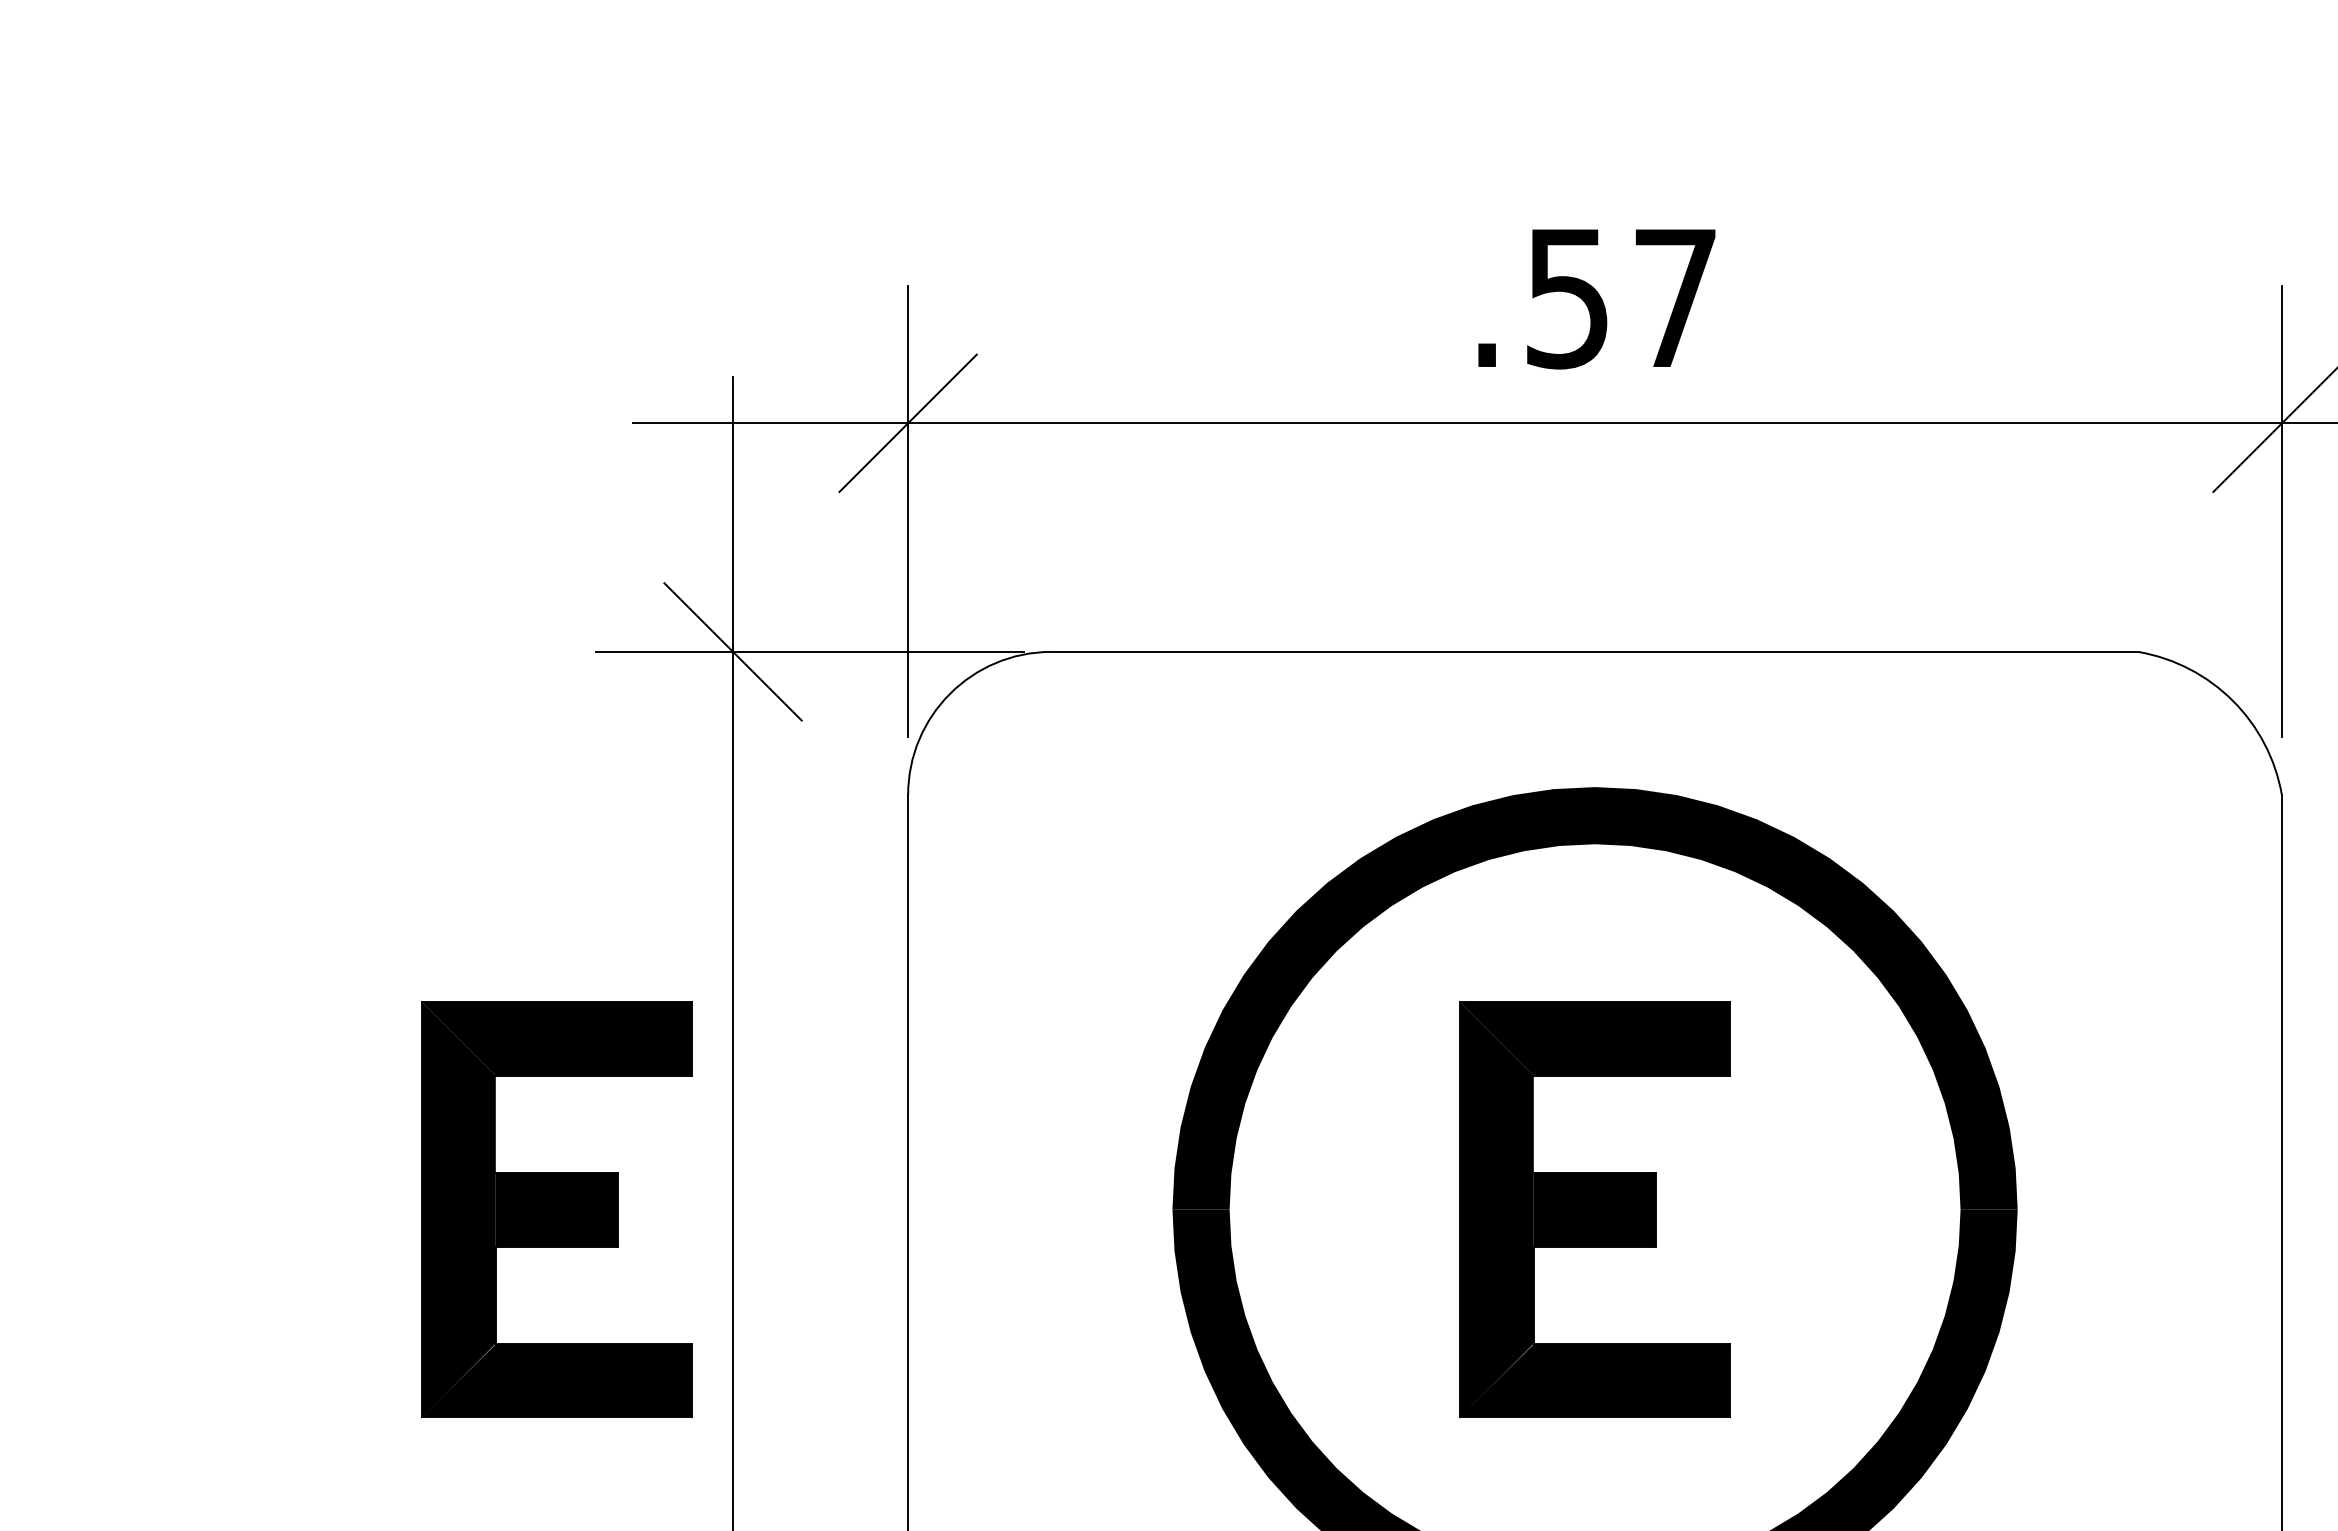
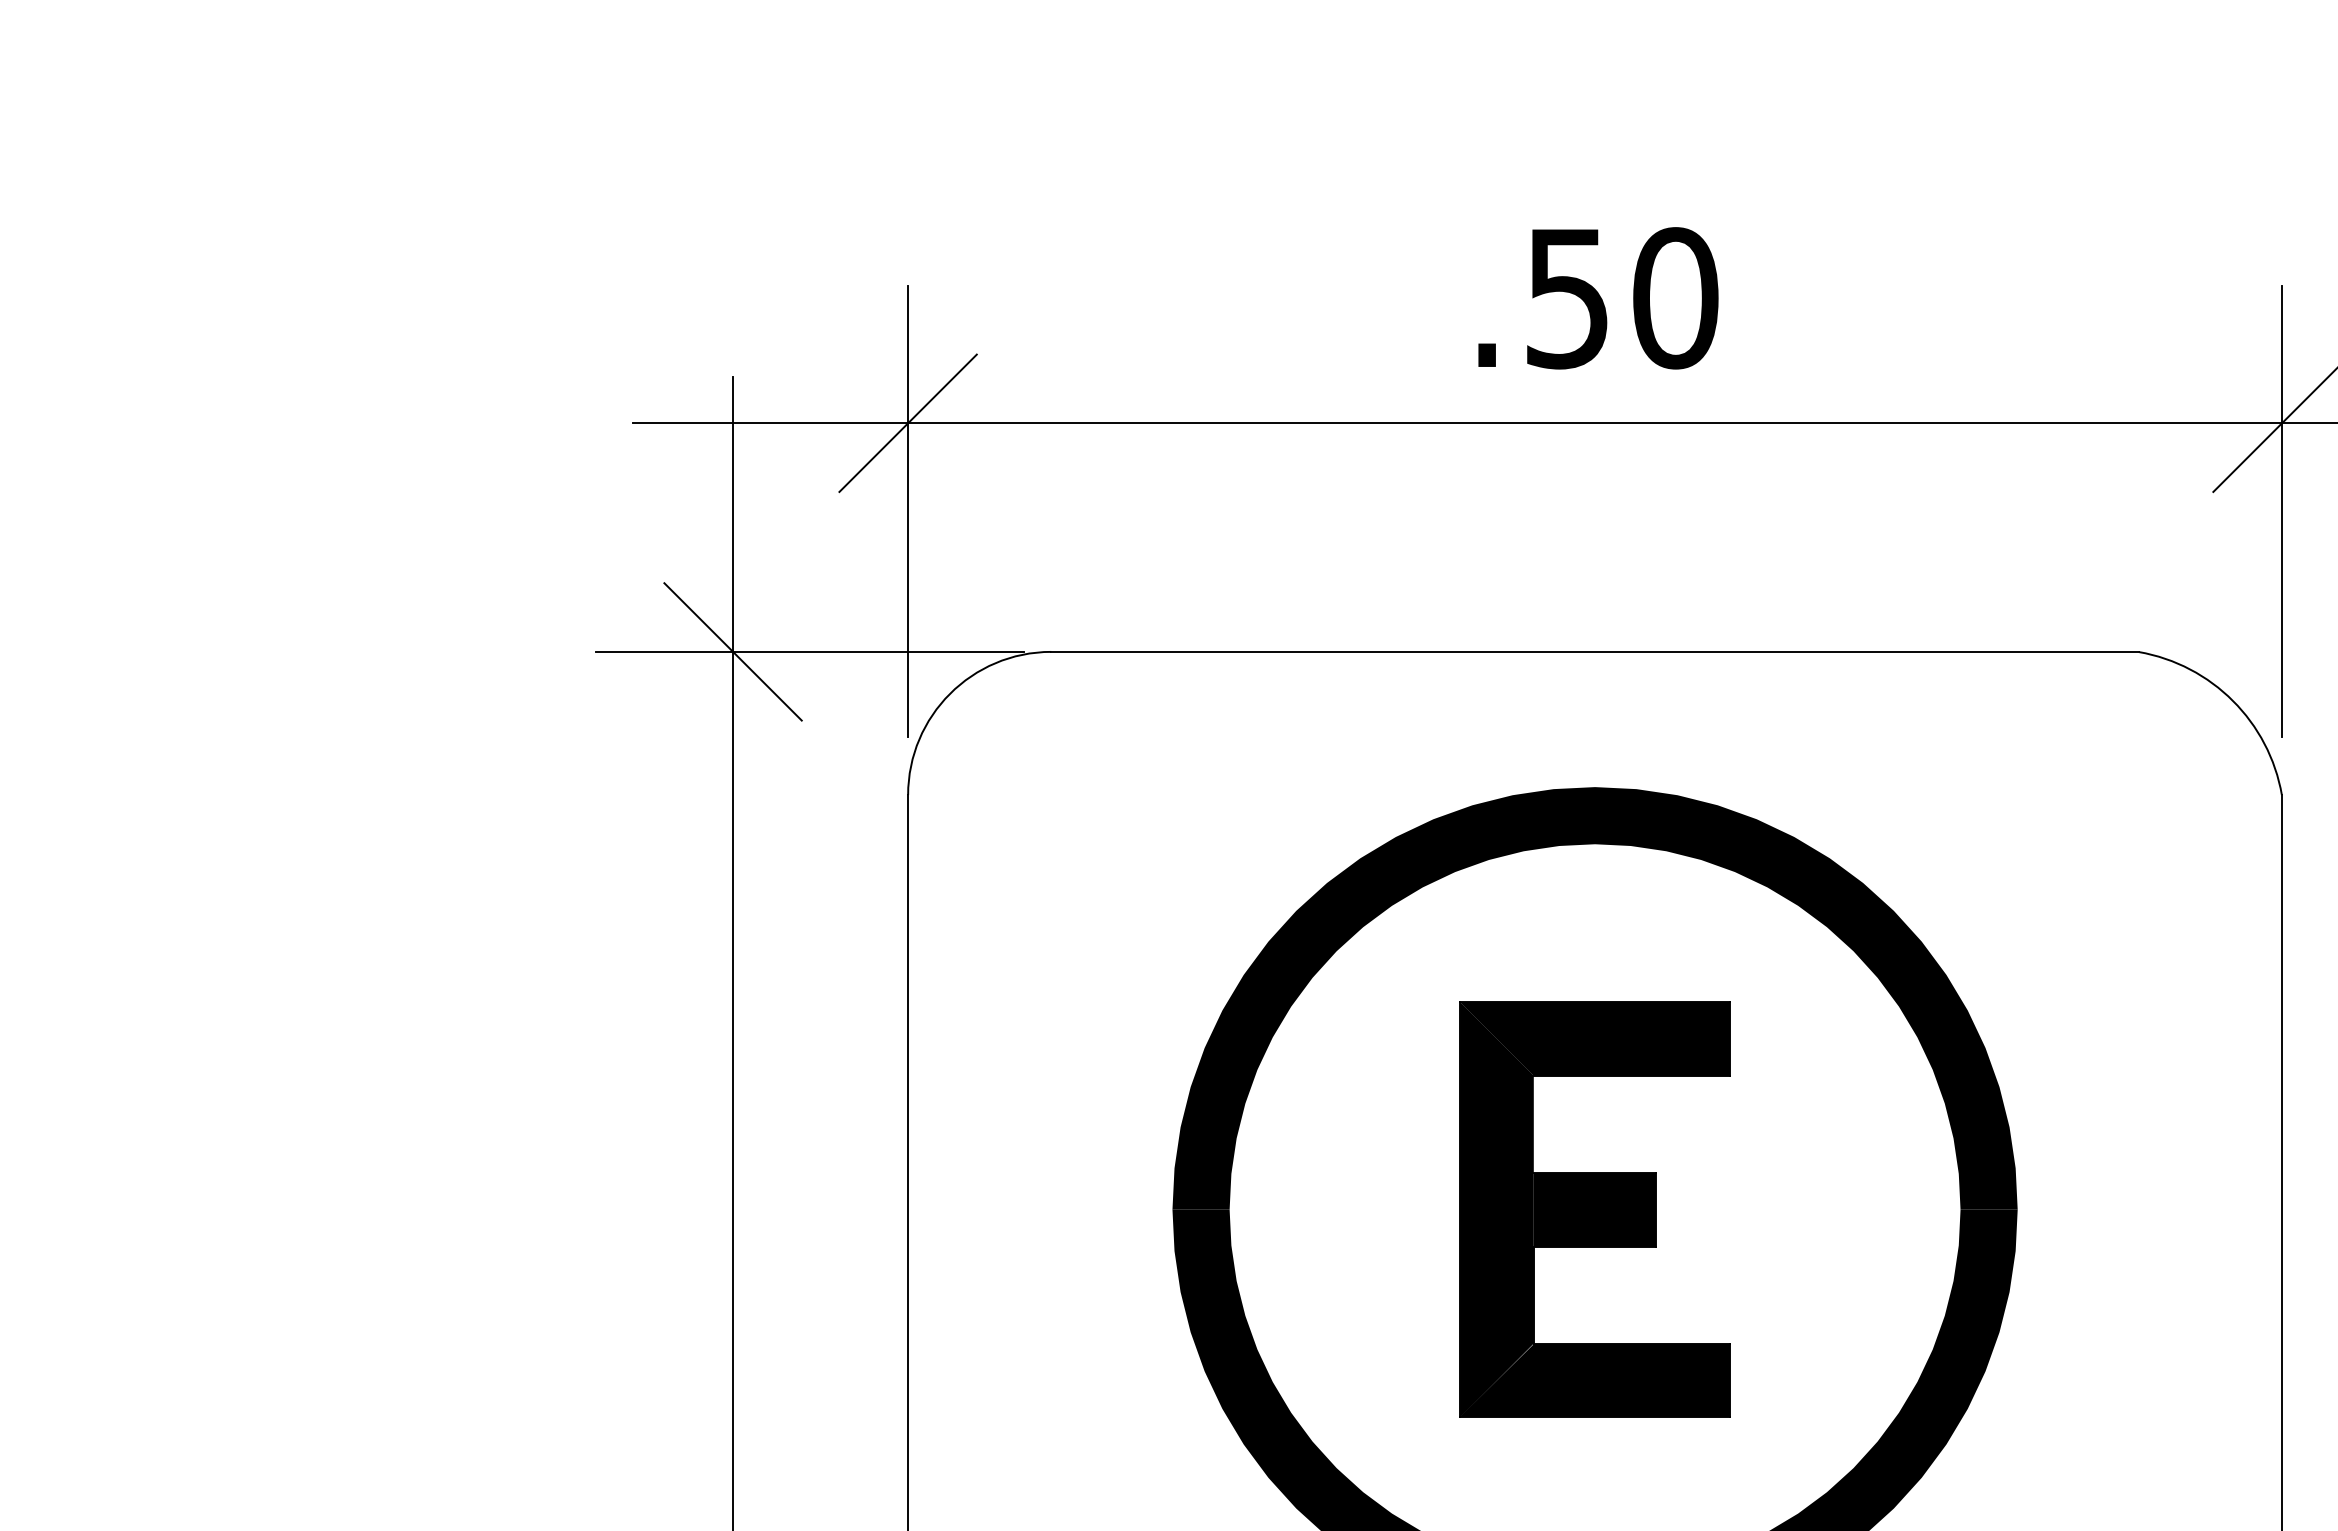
text: .57 -> .50 (1675, 298)
part: present -> none (556, 1209)
